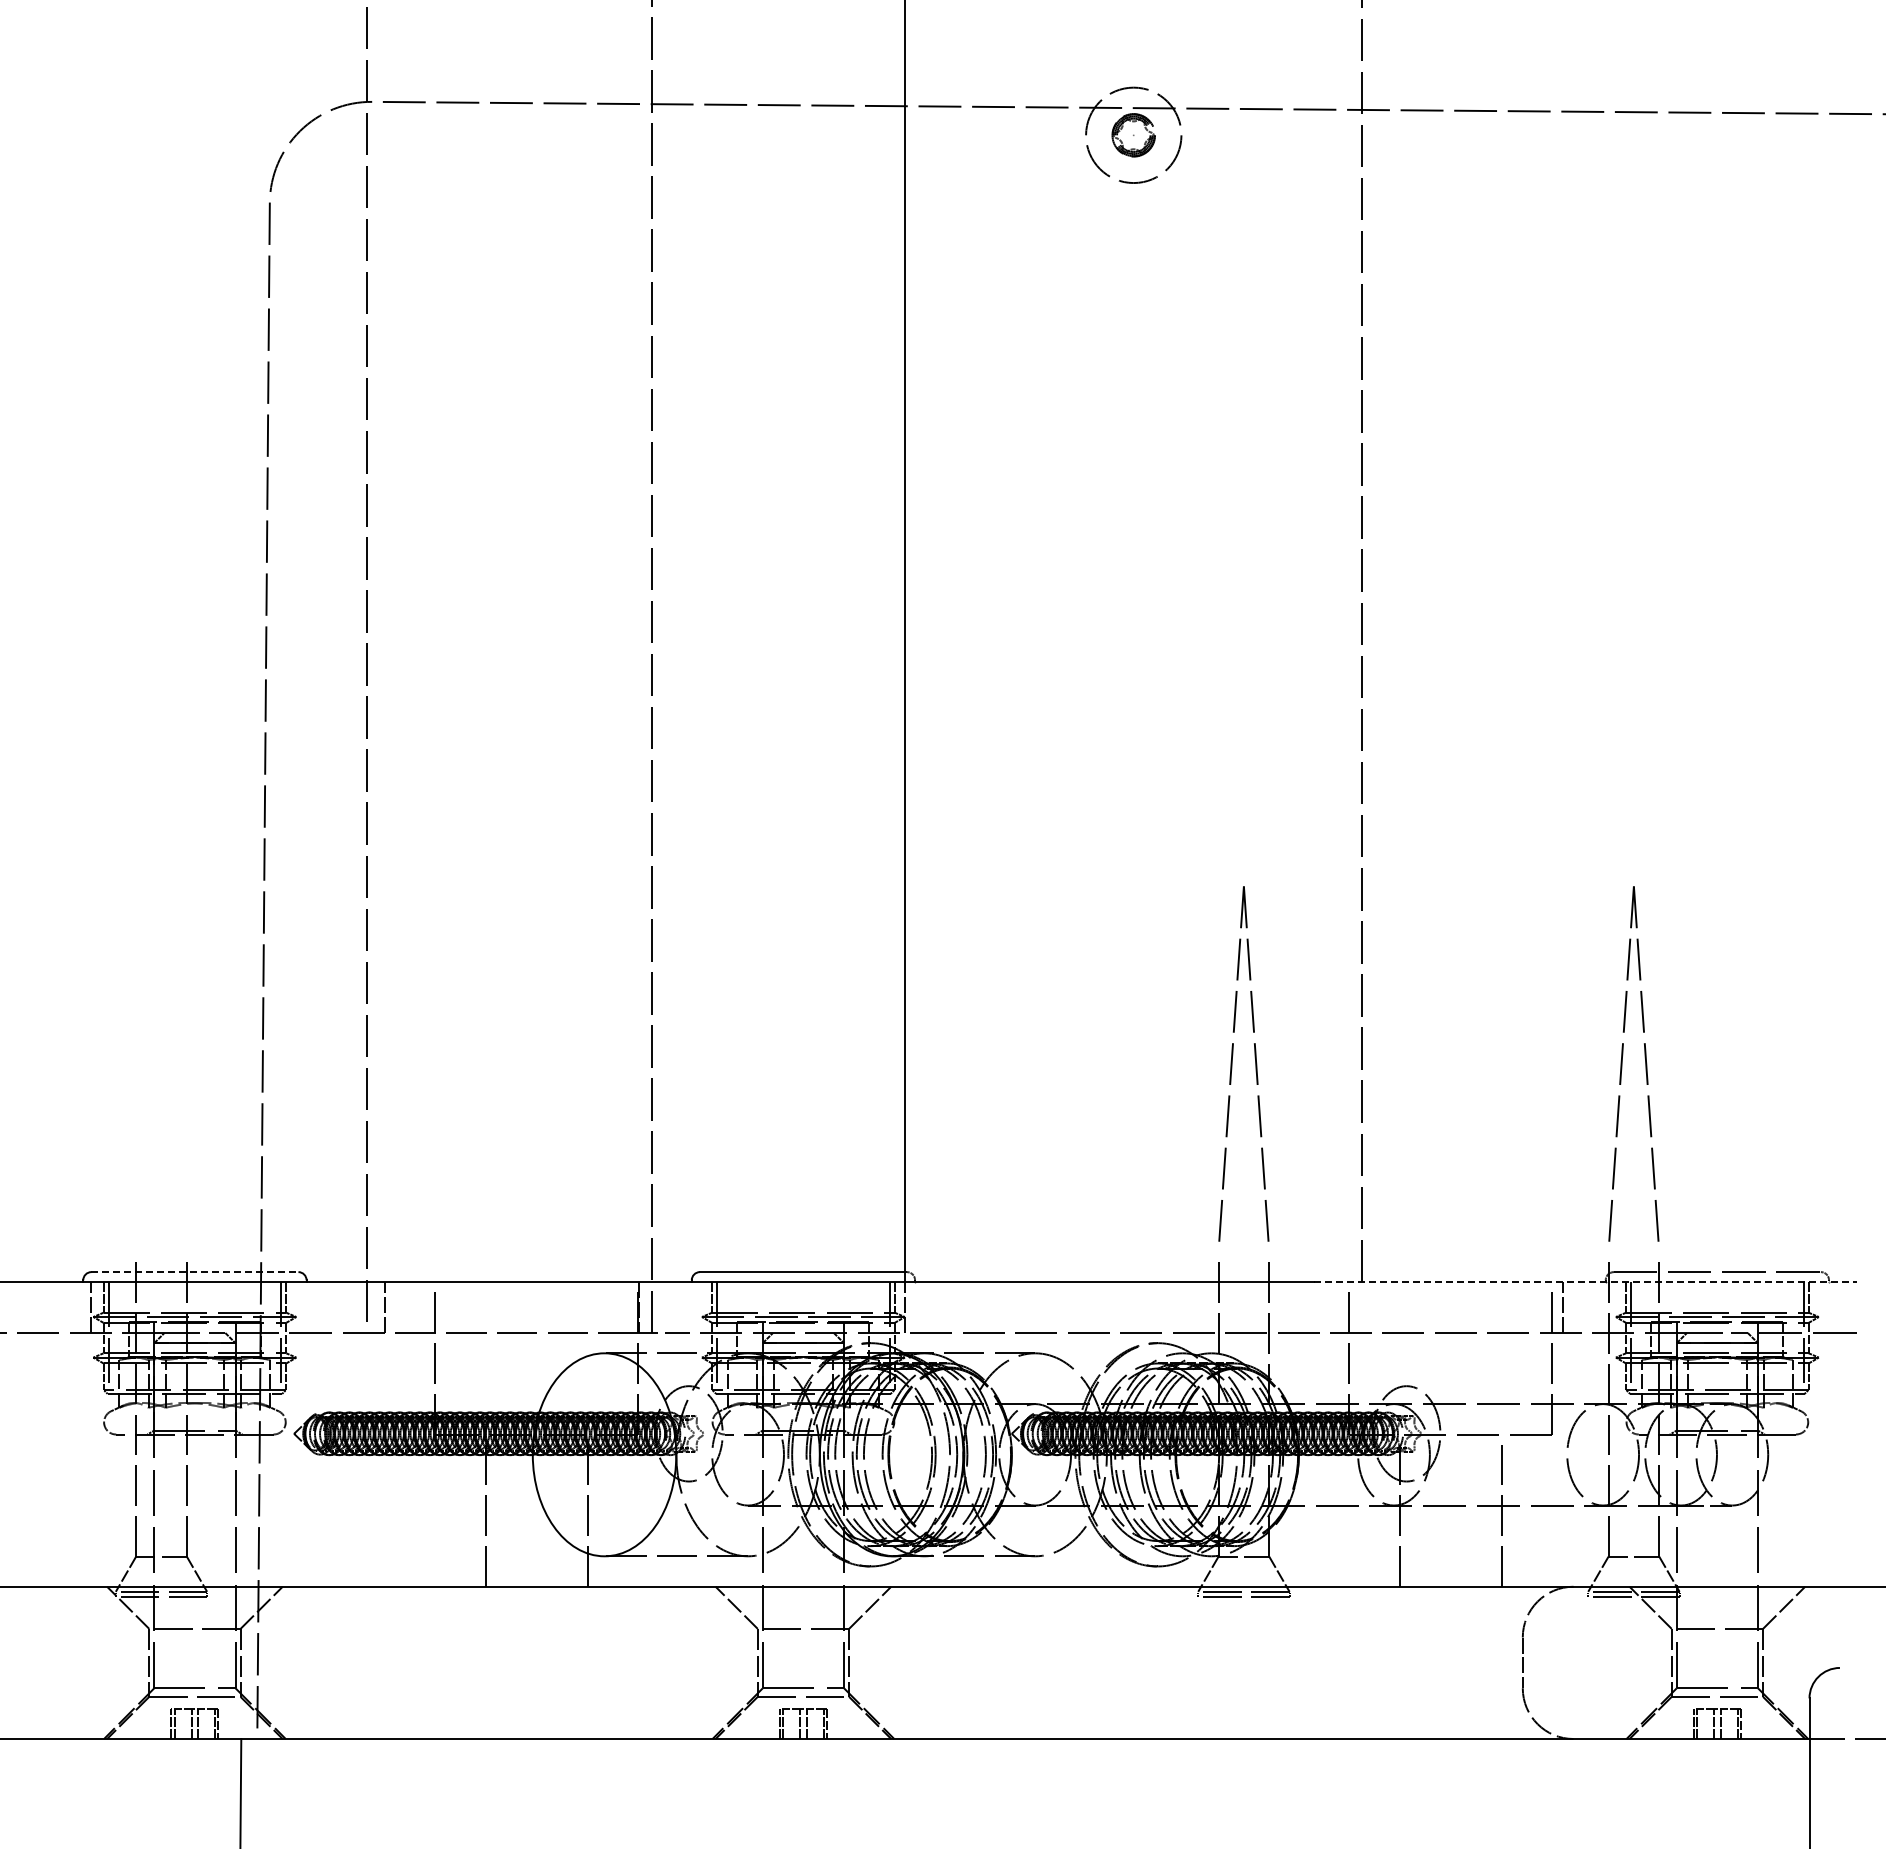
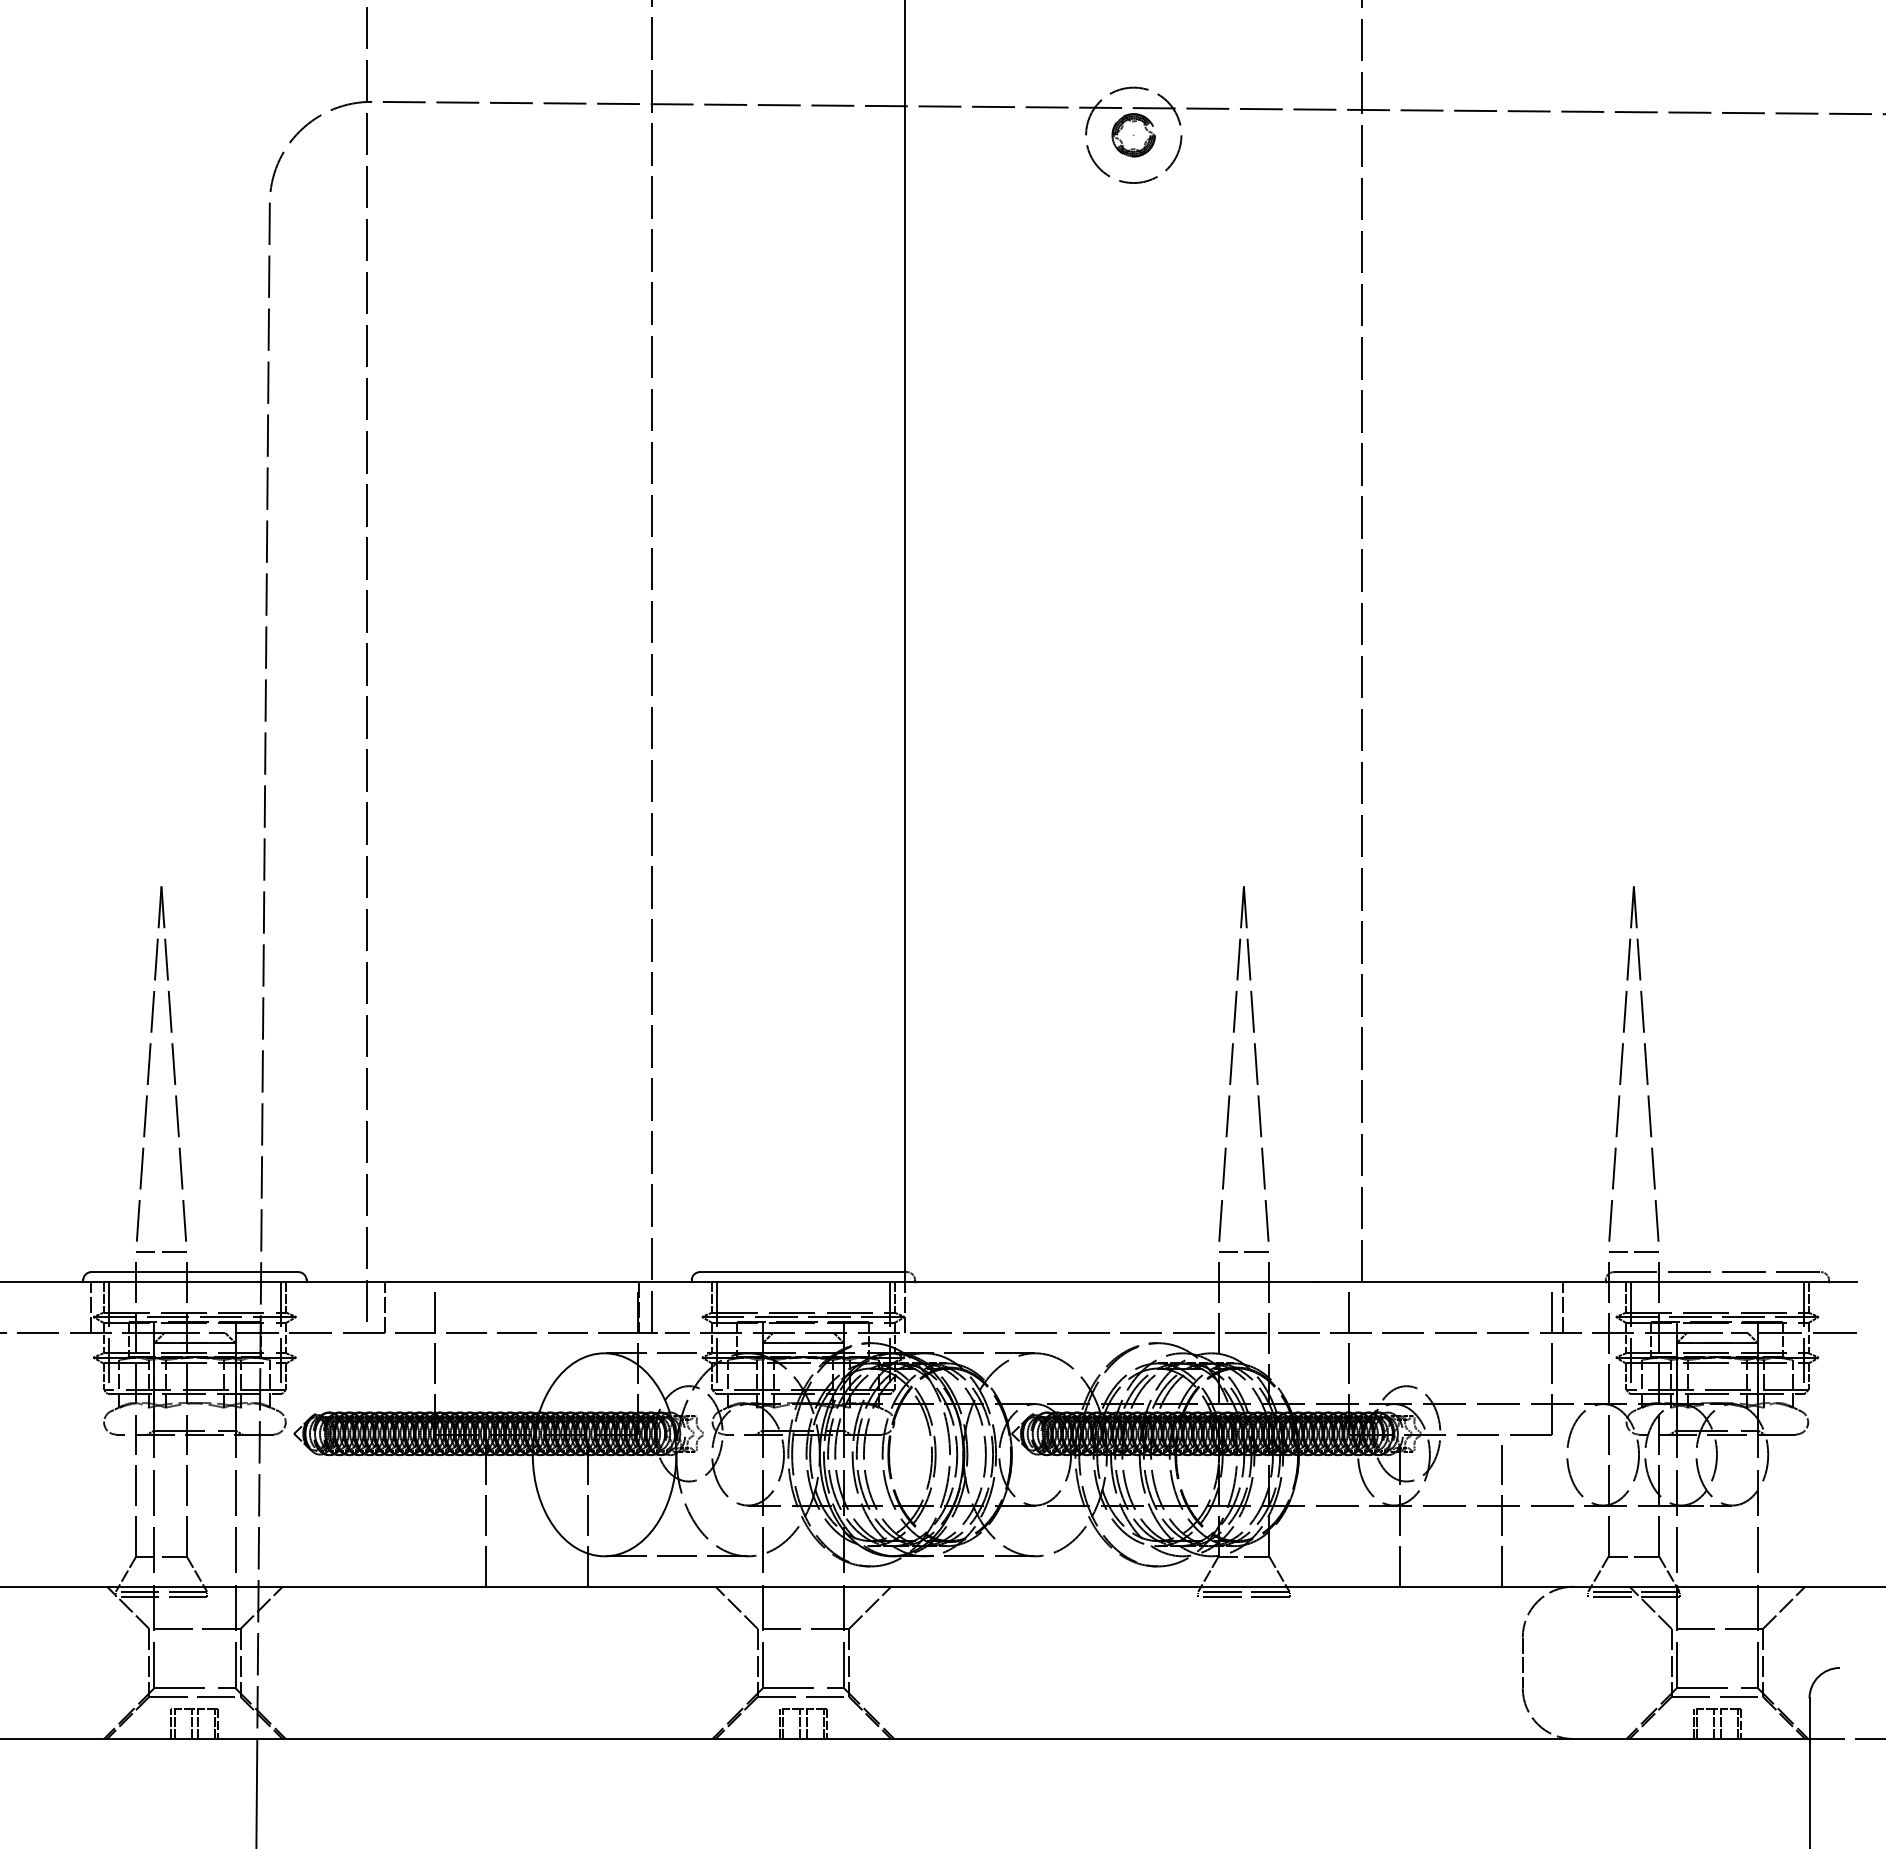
part: none -> present (149, 1069)
line: none -> present (1243, 1252)
line: none -> present (1633, 1252)
line: dashed -> solid (194, 1272)
line: dashed -> solid (1585, 1282)
line position: (240, 1792) -> (256, 1792) (256, 1792)
